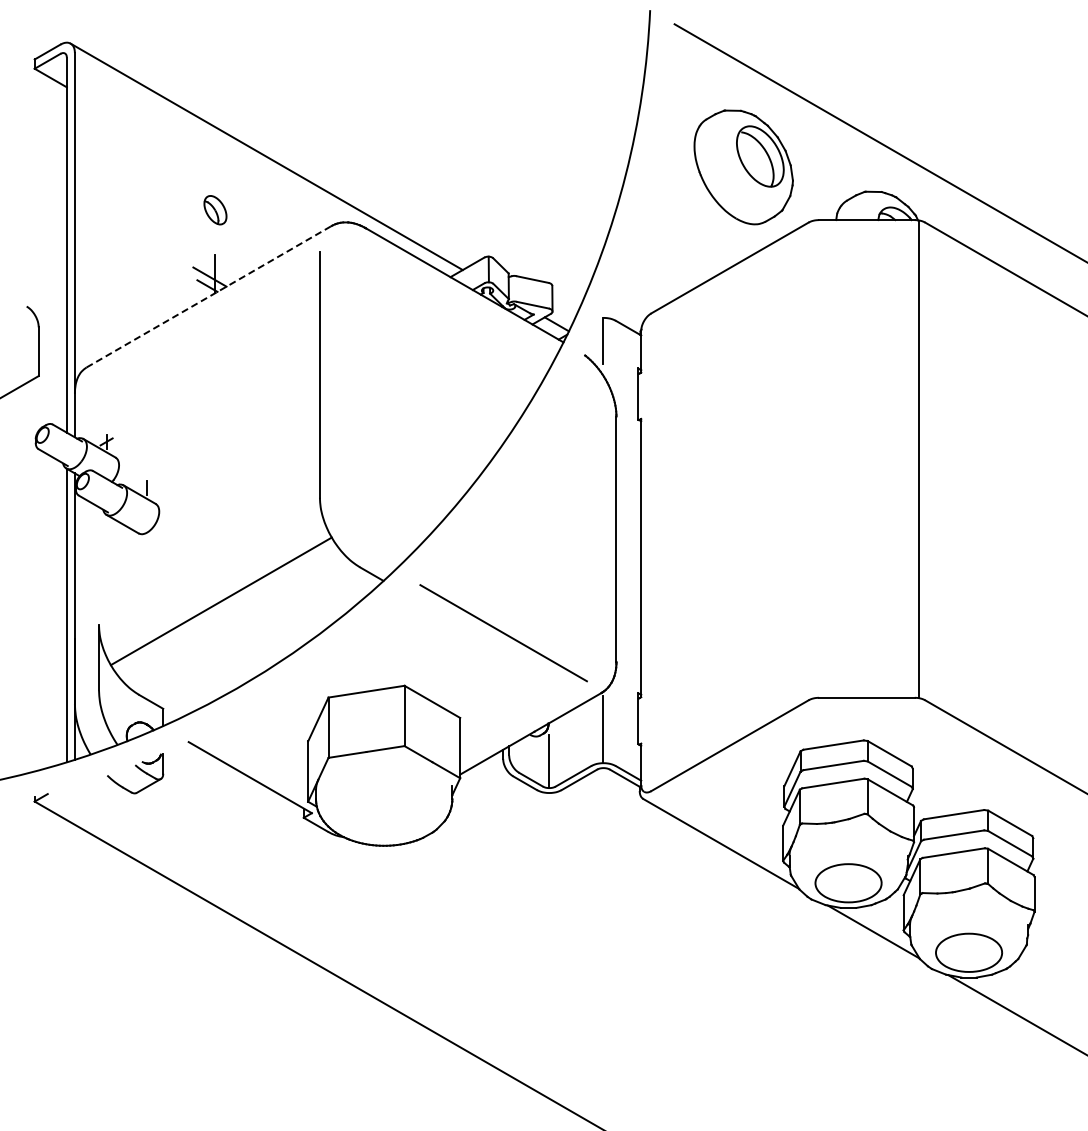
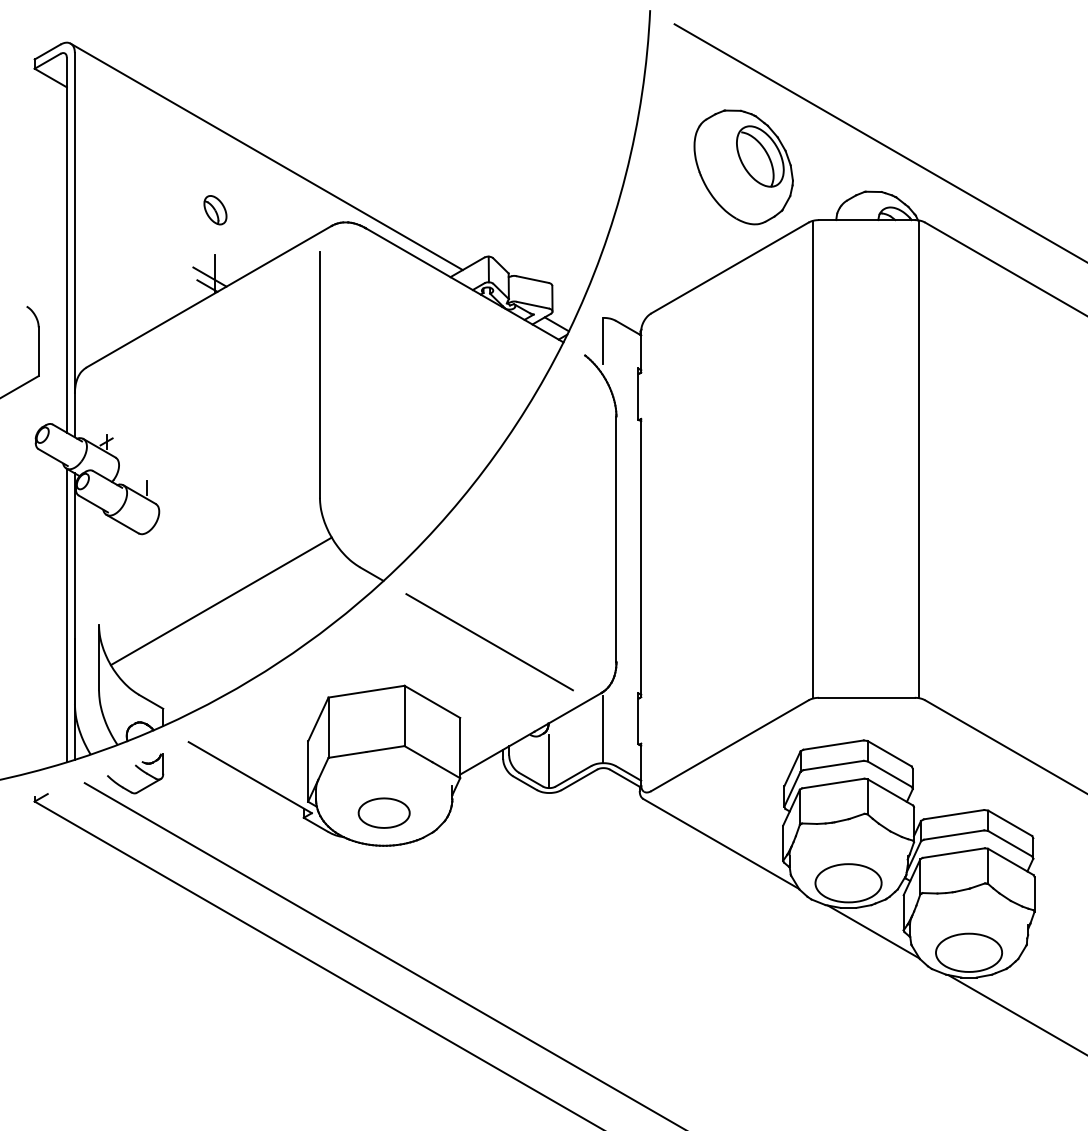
line: dashed -> solid (209, 296)
line: none -> present (813, 459)
line position: (503, 633) -> (489, 642) (489, 642)
part: none -> present (383, 812)
line: none -> present (382, 955)
